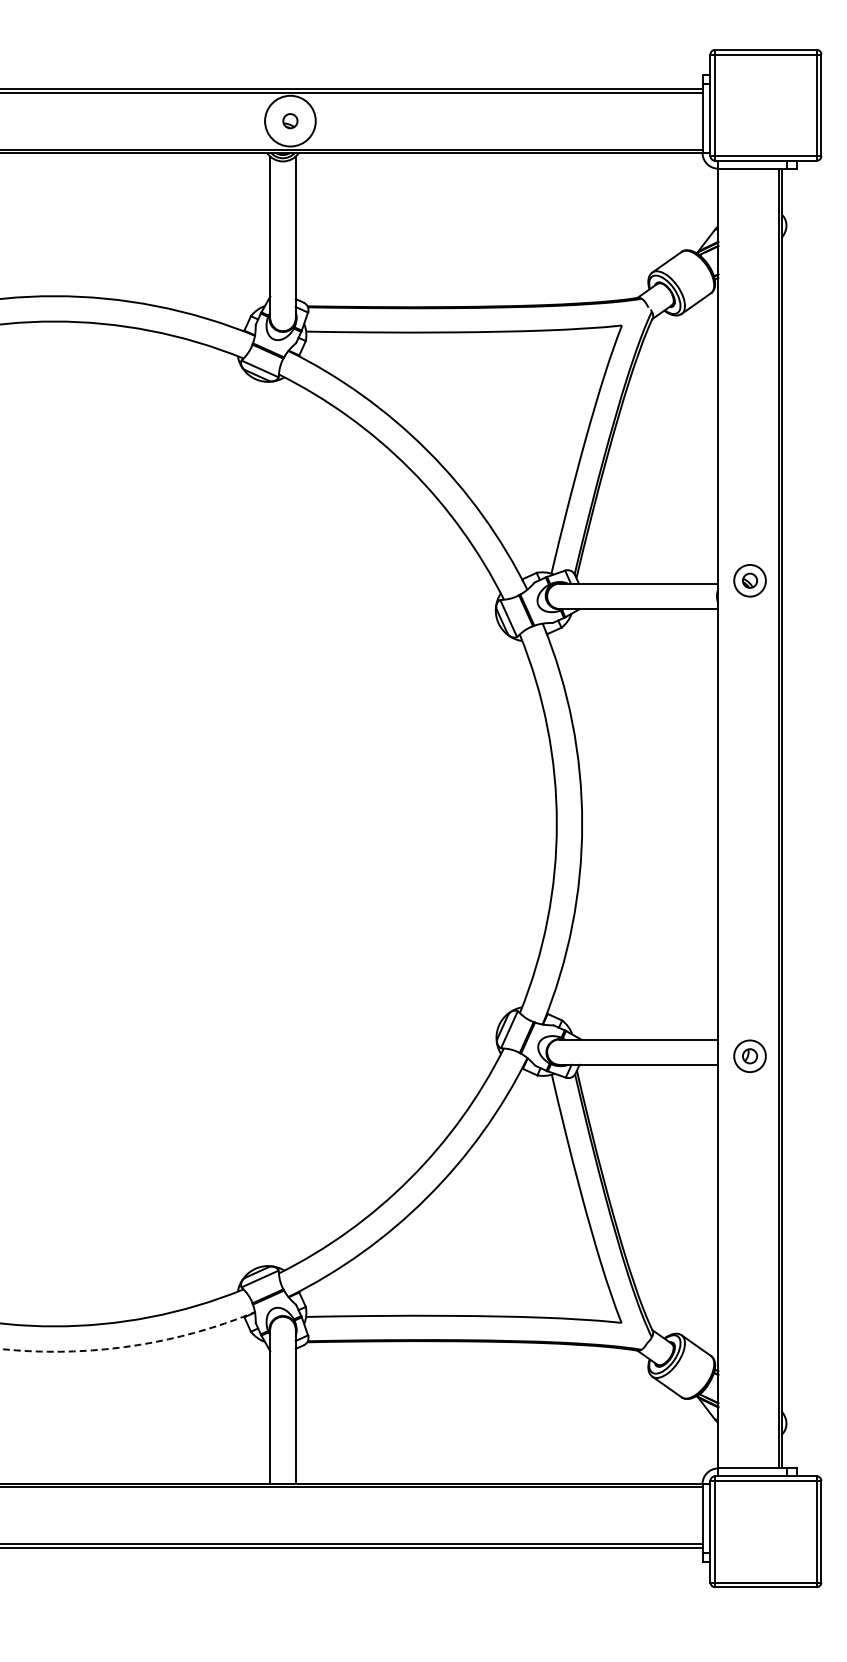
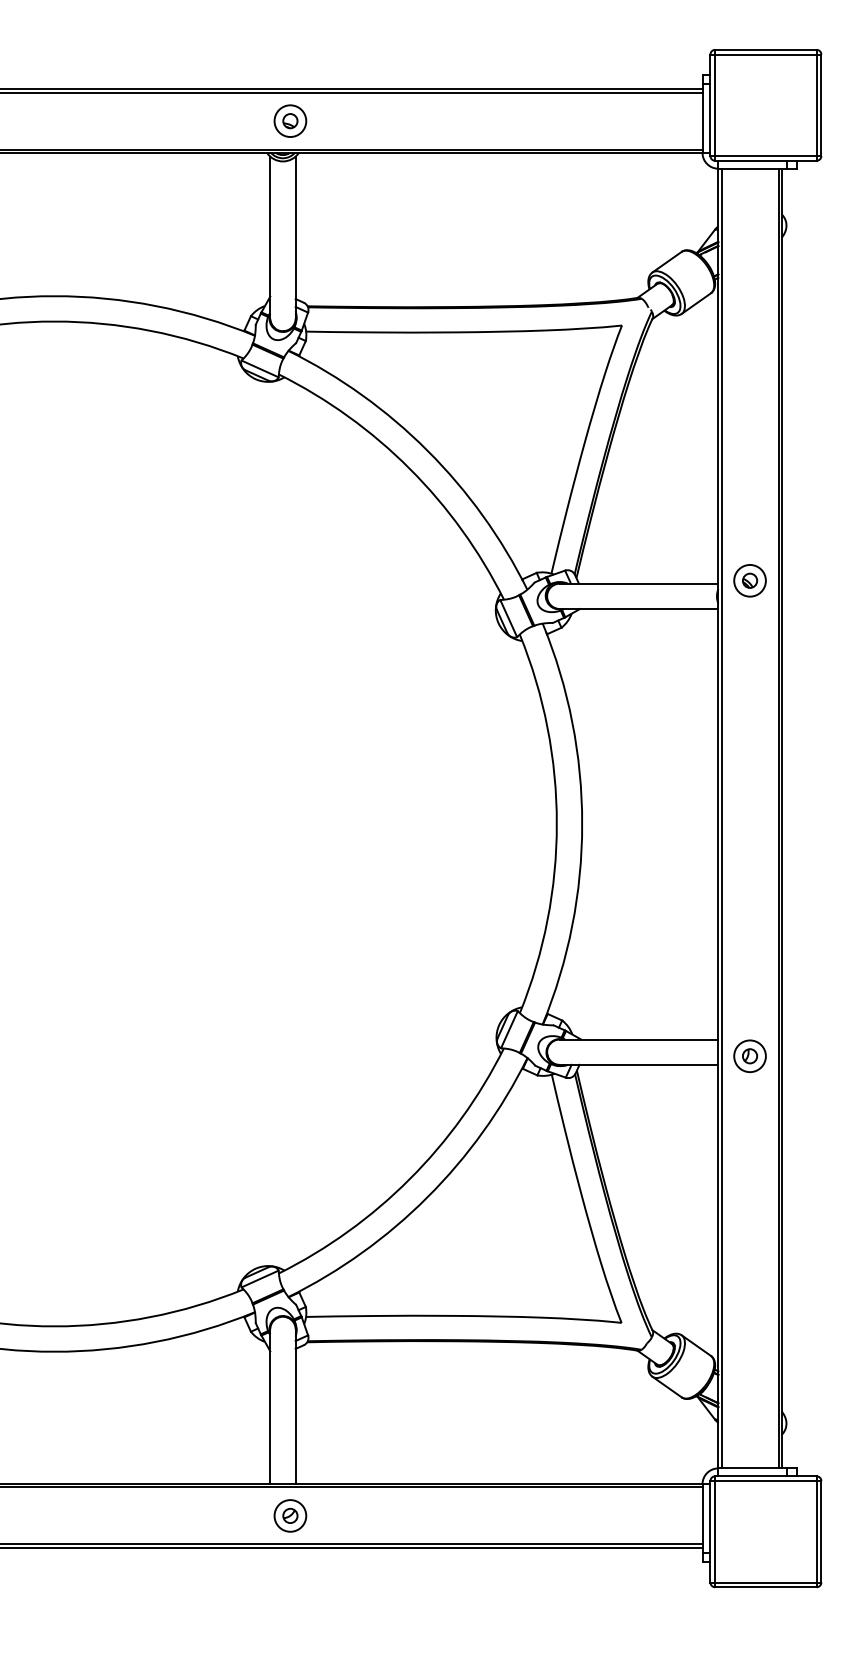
circle diameter: 51 px -> 32 px (290, 121)
line: none -> present (721, 818)
arc: dashed -> solid (129, 1346)
part: none -> present (290, 1515)
